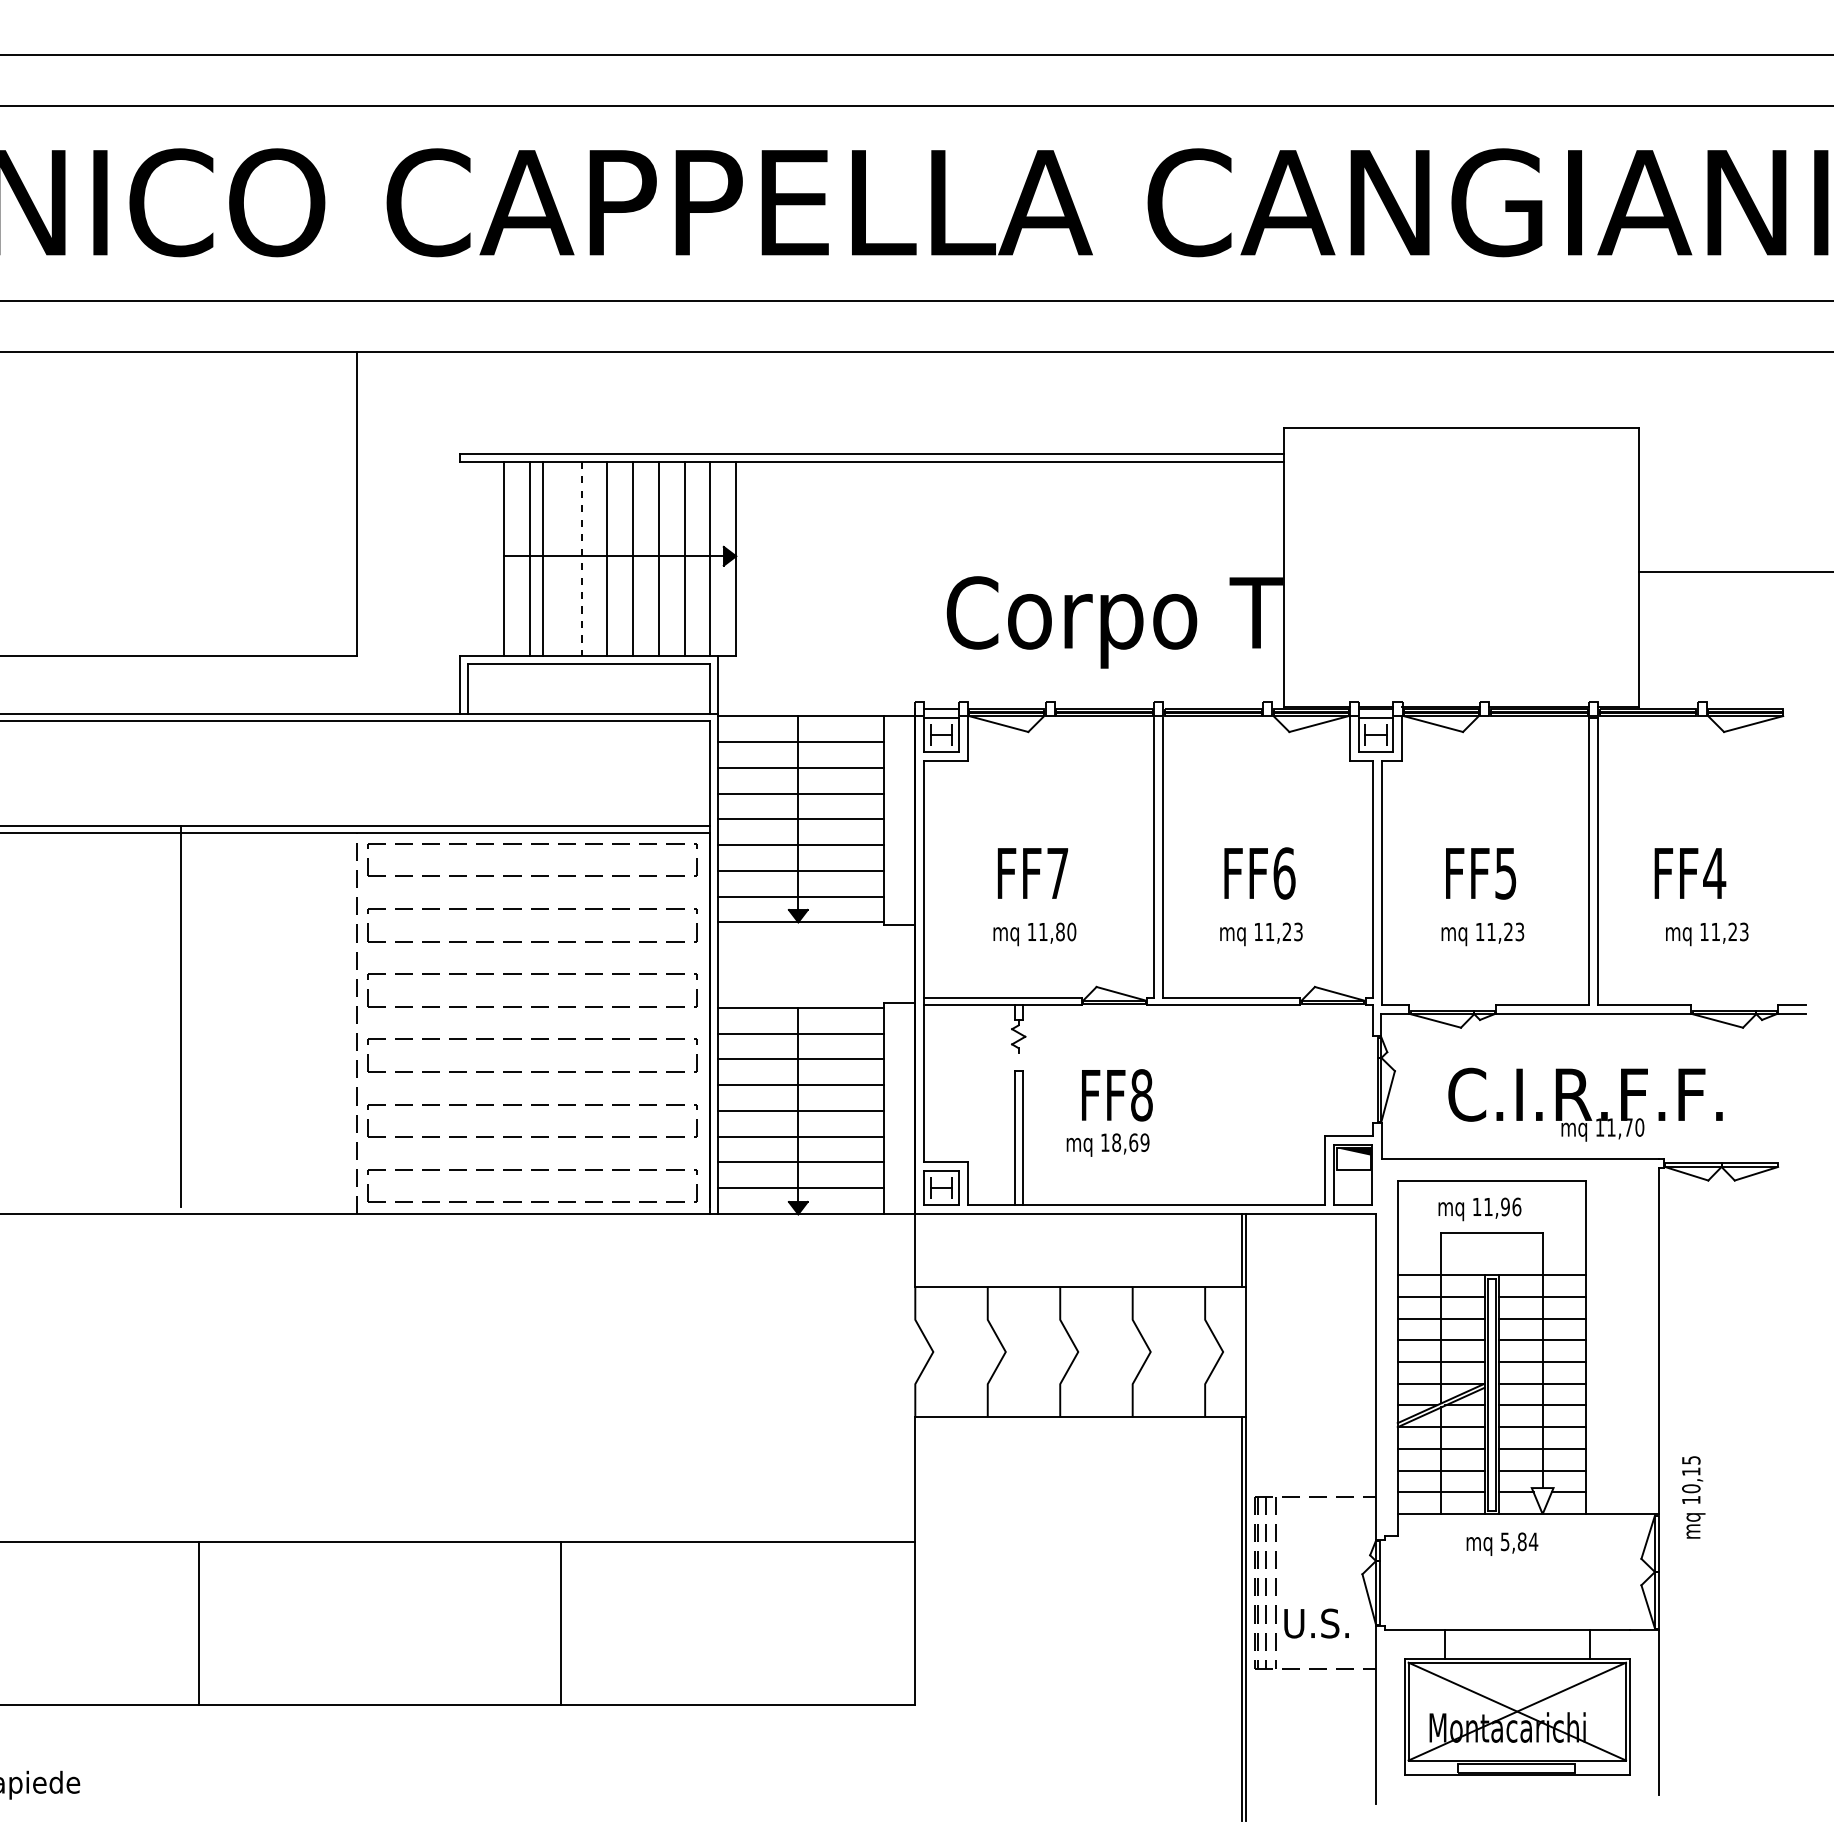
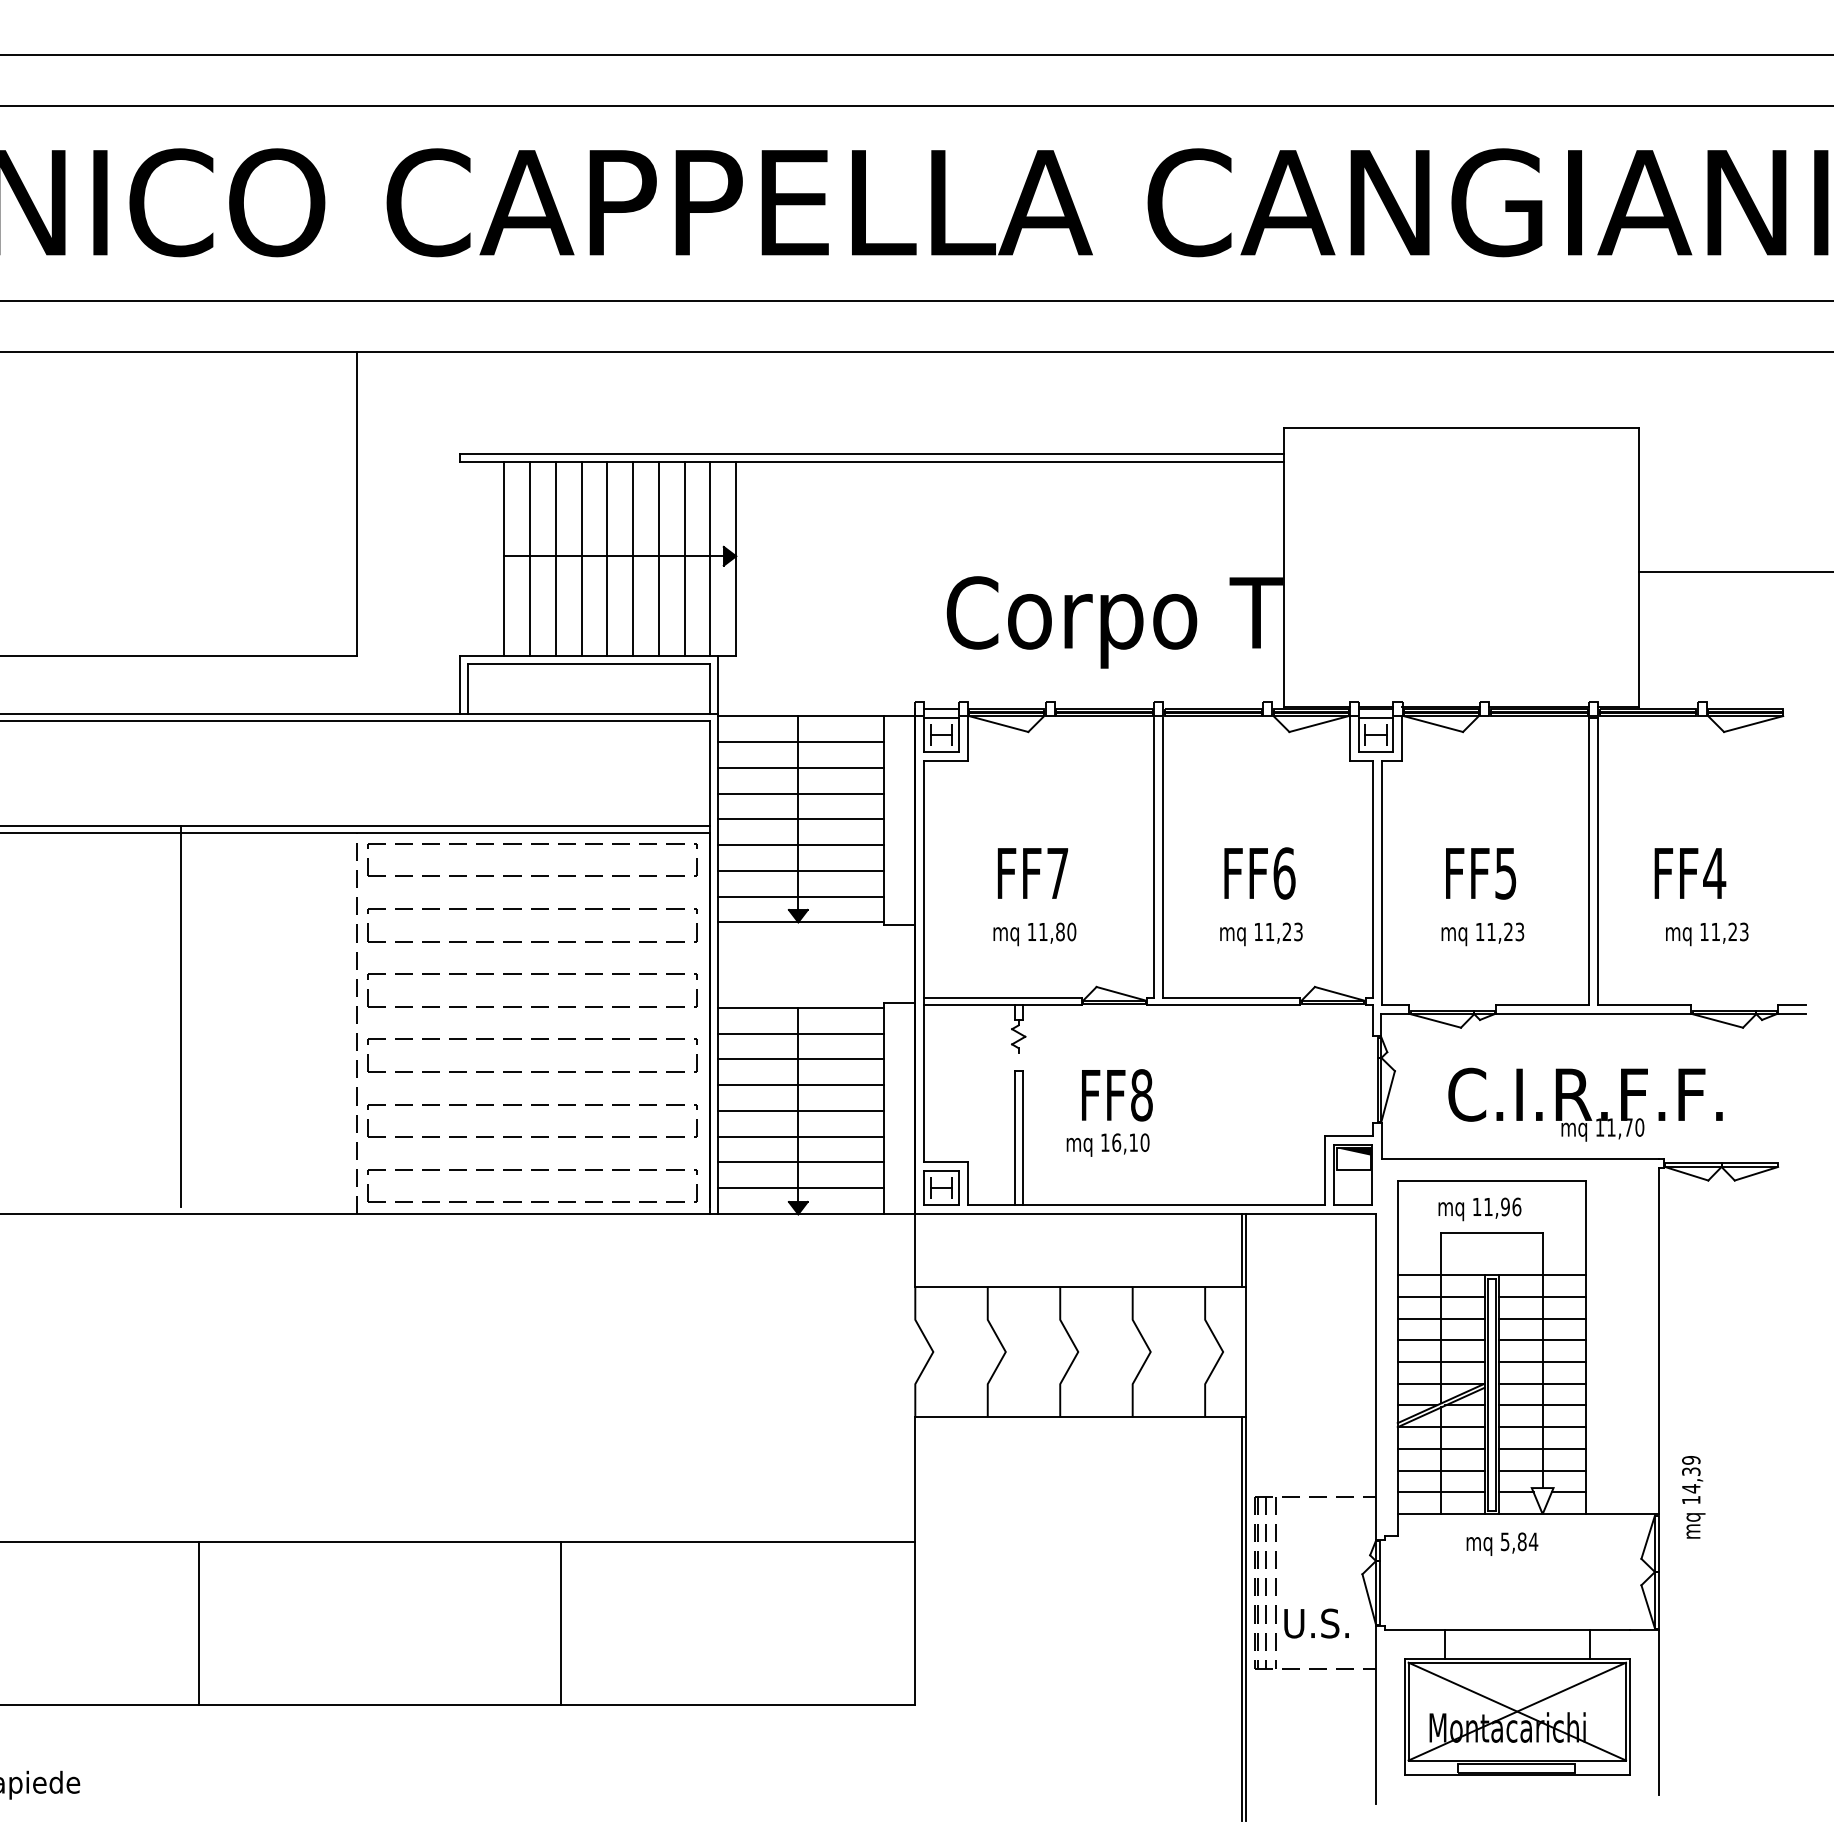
line position: (542, 558) -> (555, 558) (555, 558)
line: dashed -> solid (581, 559)
text: 18,69 -> 16,10 (1130, 1142)
text: 10,15 -> 14,39 (1691, 1474)
